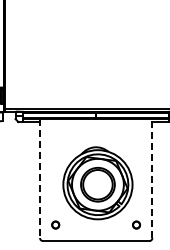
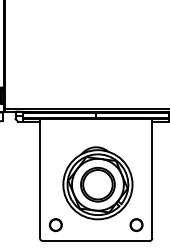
line: dashed -> solid (40, 178)
line: dashed -> solid (152, 178)
circle size: 10x10 px -> 15x14 px (55, 224)
circle size: 9x10 px -> 15x14 px (136, 224)
